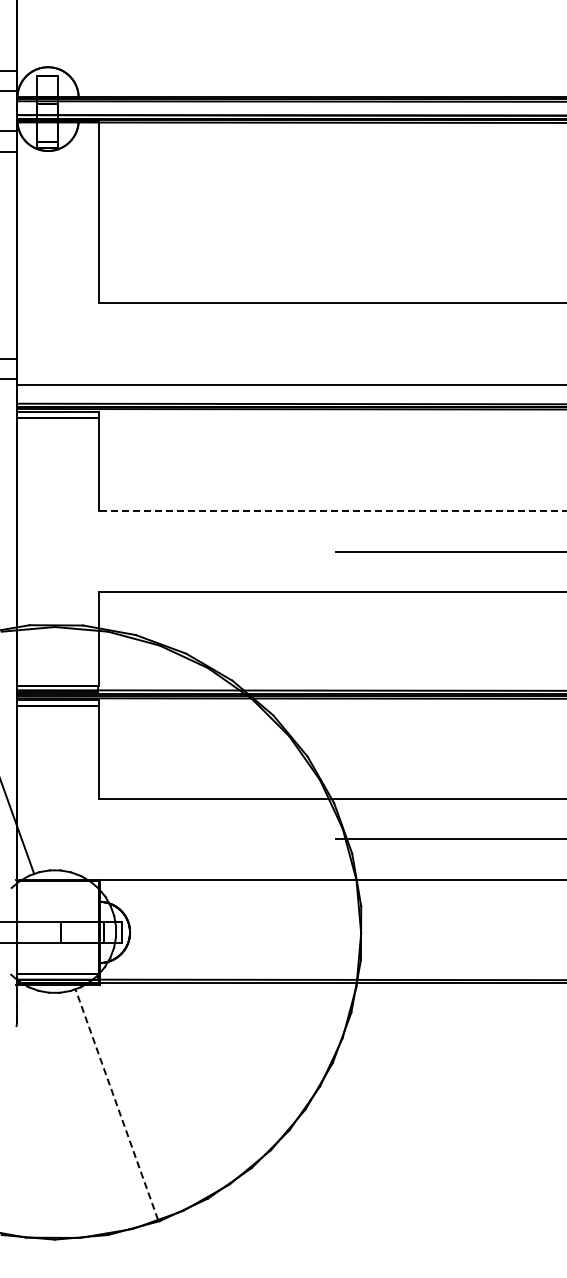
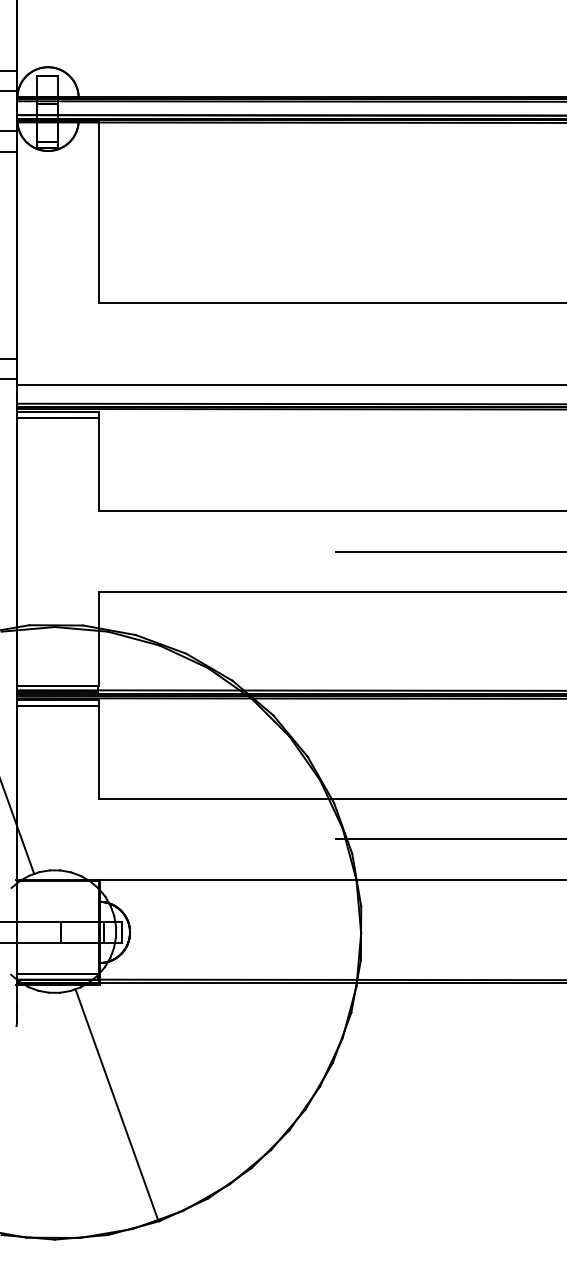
line: dashed -> solid (332, 510)
line: dashed -> solid (116, 1104)
